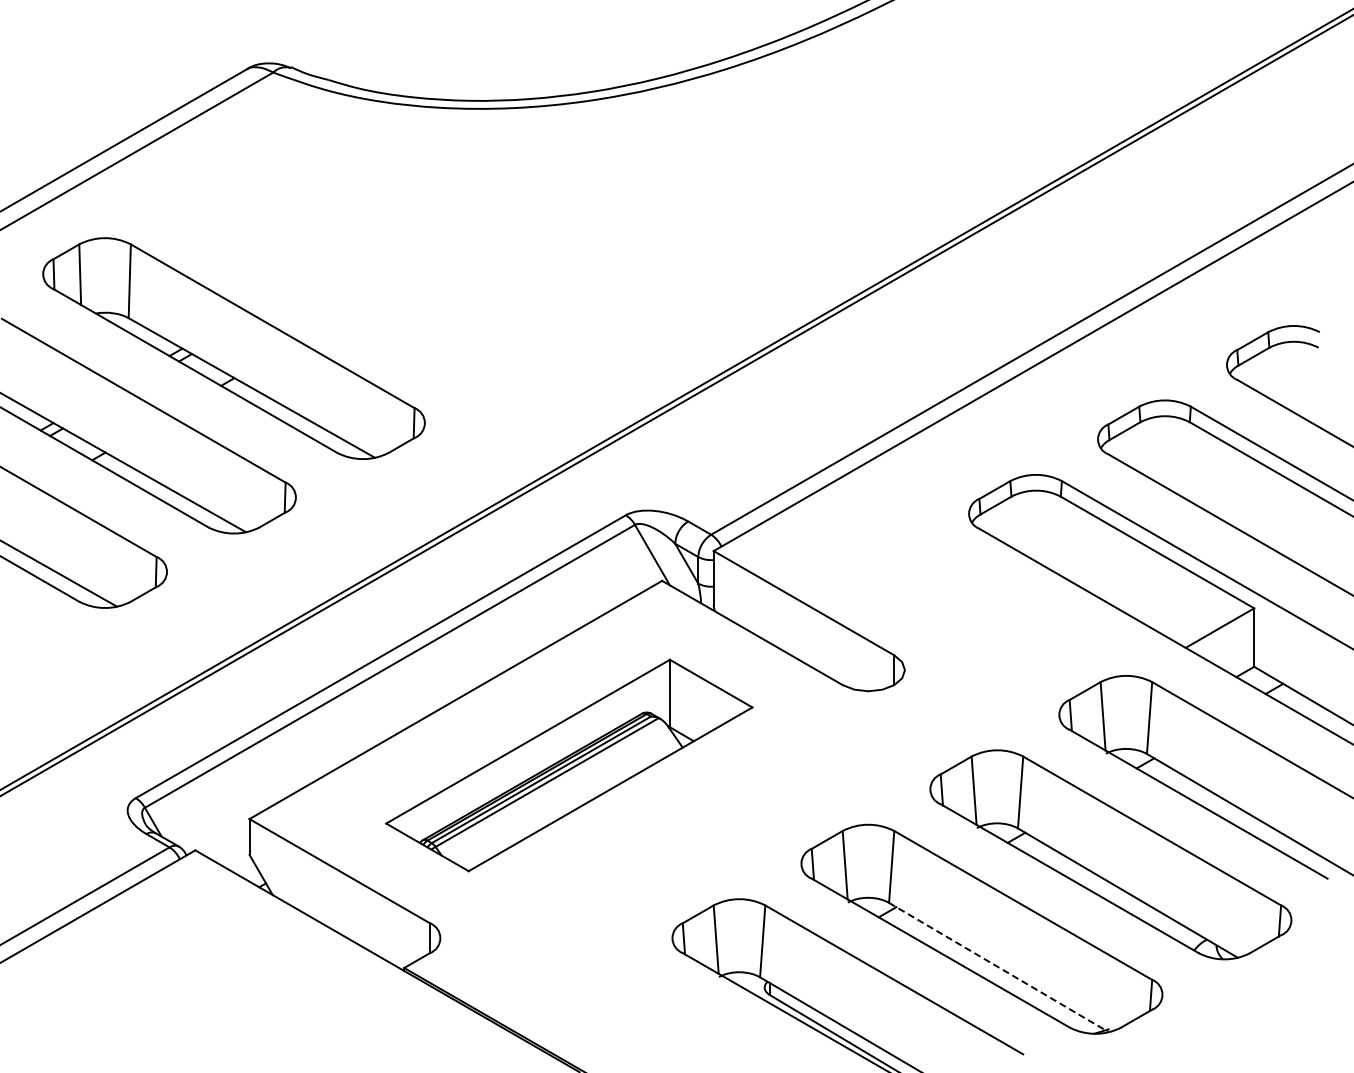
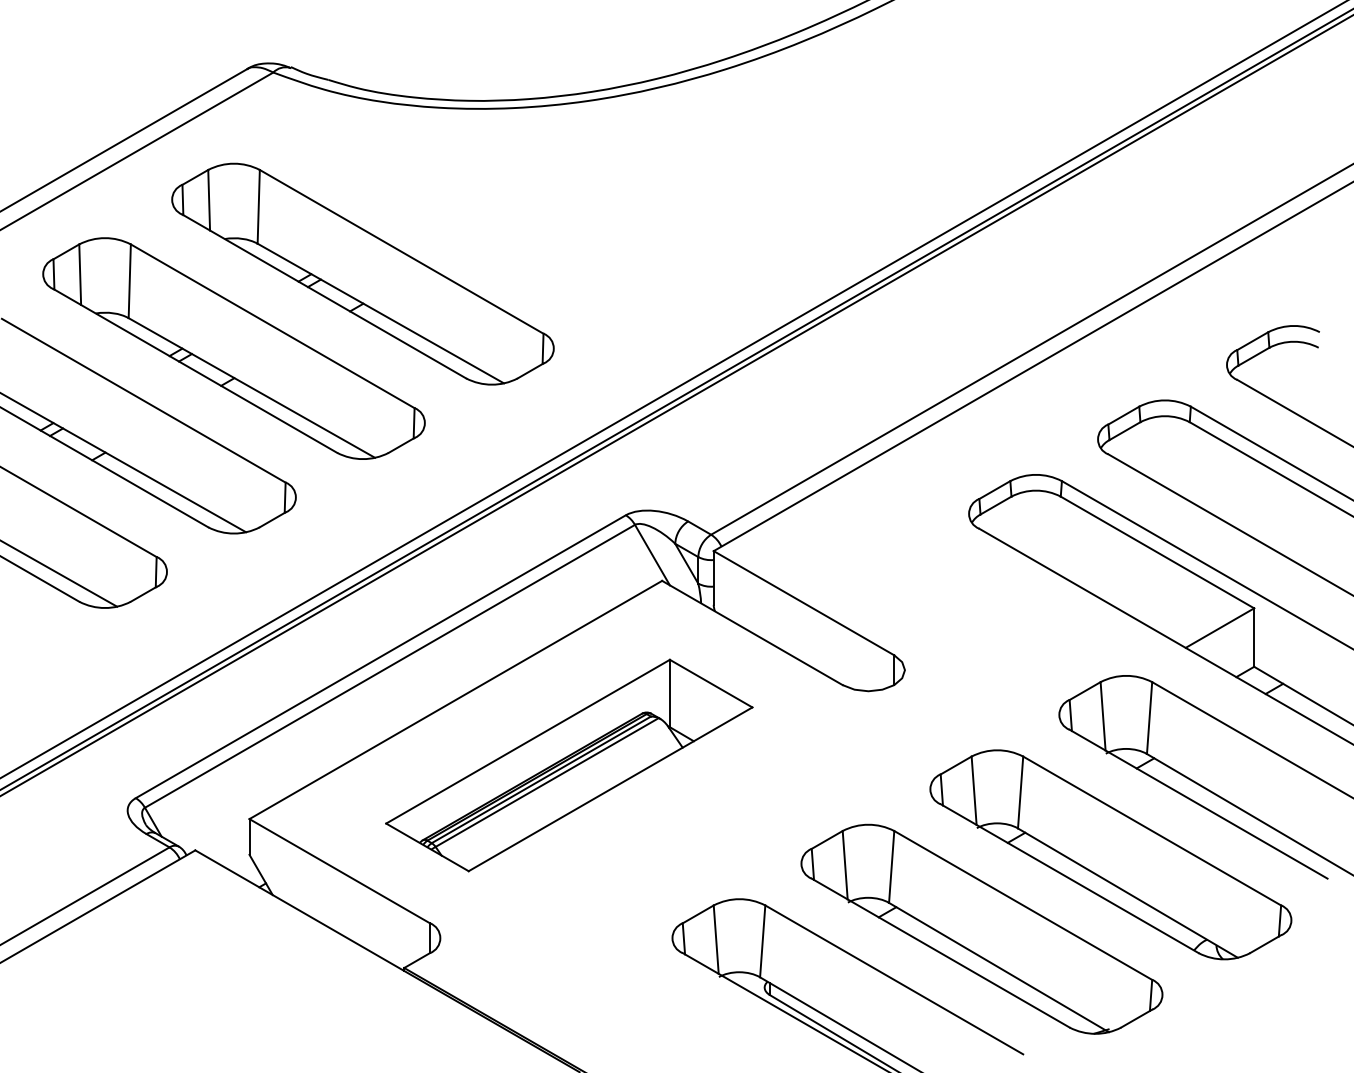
part: none -> present (362, 273)
line: none -> present (673, 389)
line: dashed -> solid (998, 967)
